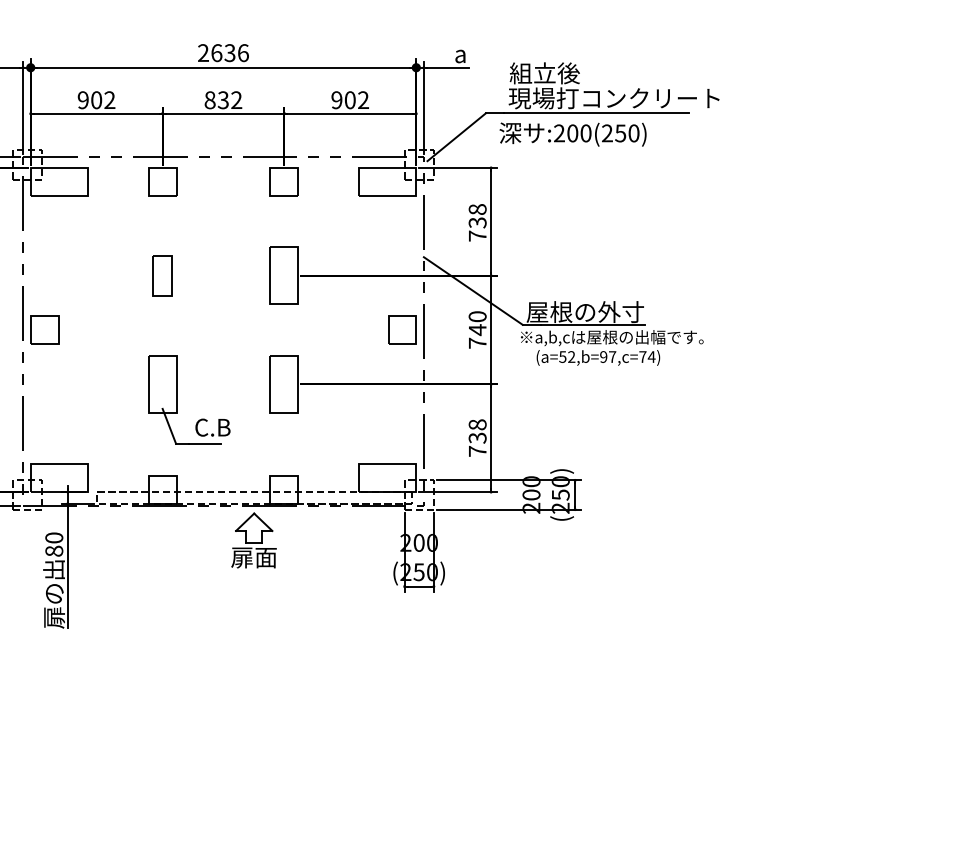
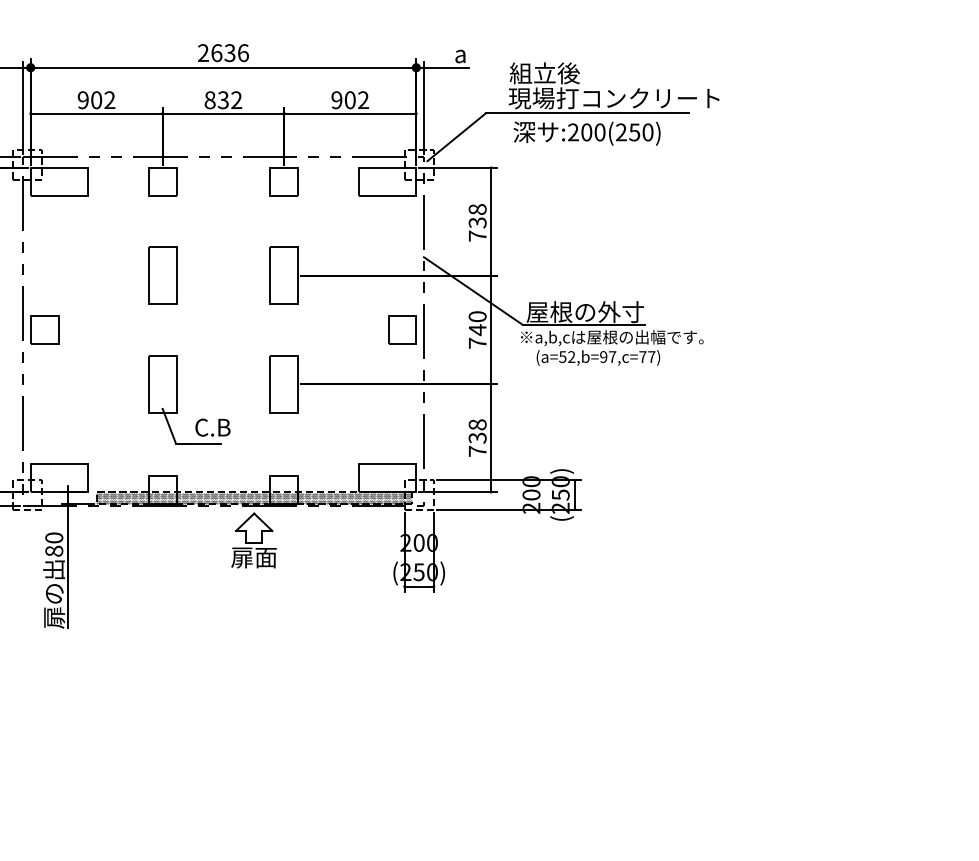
text position: (572, 134) -> (586, 133) (586, 133)
part size: 21x42 px -> 30x59 px (162, 275)
text: (a=52,b=97,c=74) -> (a=52,b=97,c=77) (651, 356)
hatch: none -> present (253, 497)
